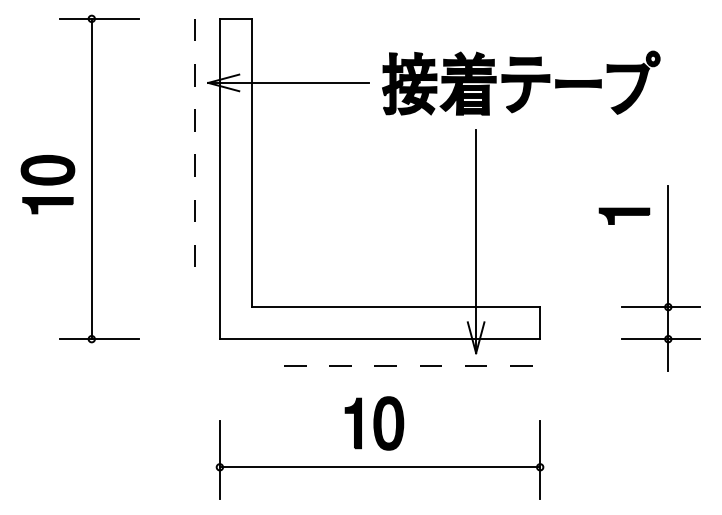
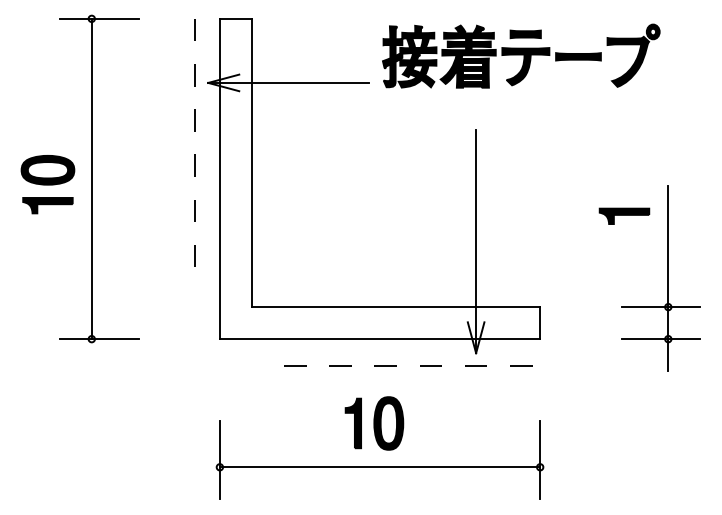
part position: (521, 82) -> (521, 55) (521, 55)
